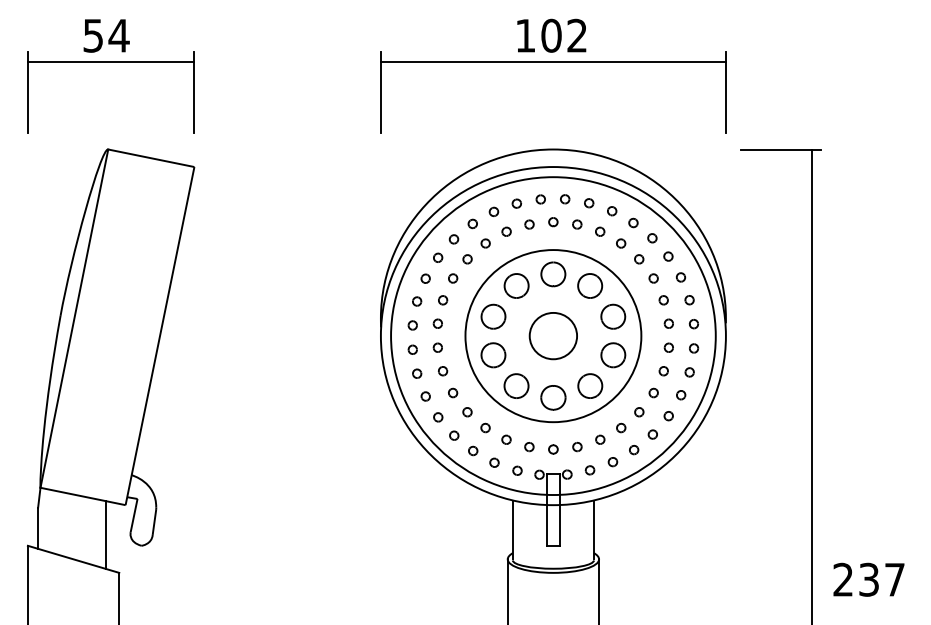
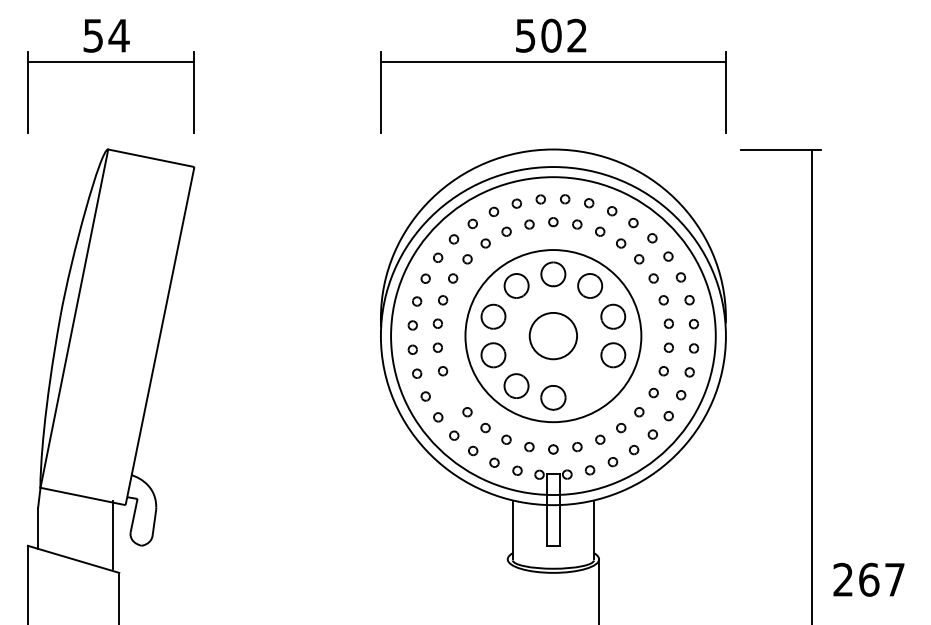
text: 102 -> 502 (525, 35)
part: present -> none (590, 385)
part: present -> none (453, 392)
line position: (105, 534) -> (112, 534) (112, 534)
text: 237 -> 267 (869, 579)
line: present -> none (507, 590)
